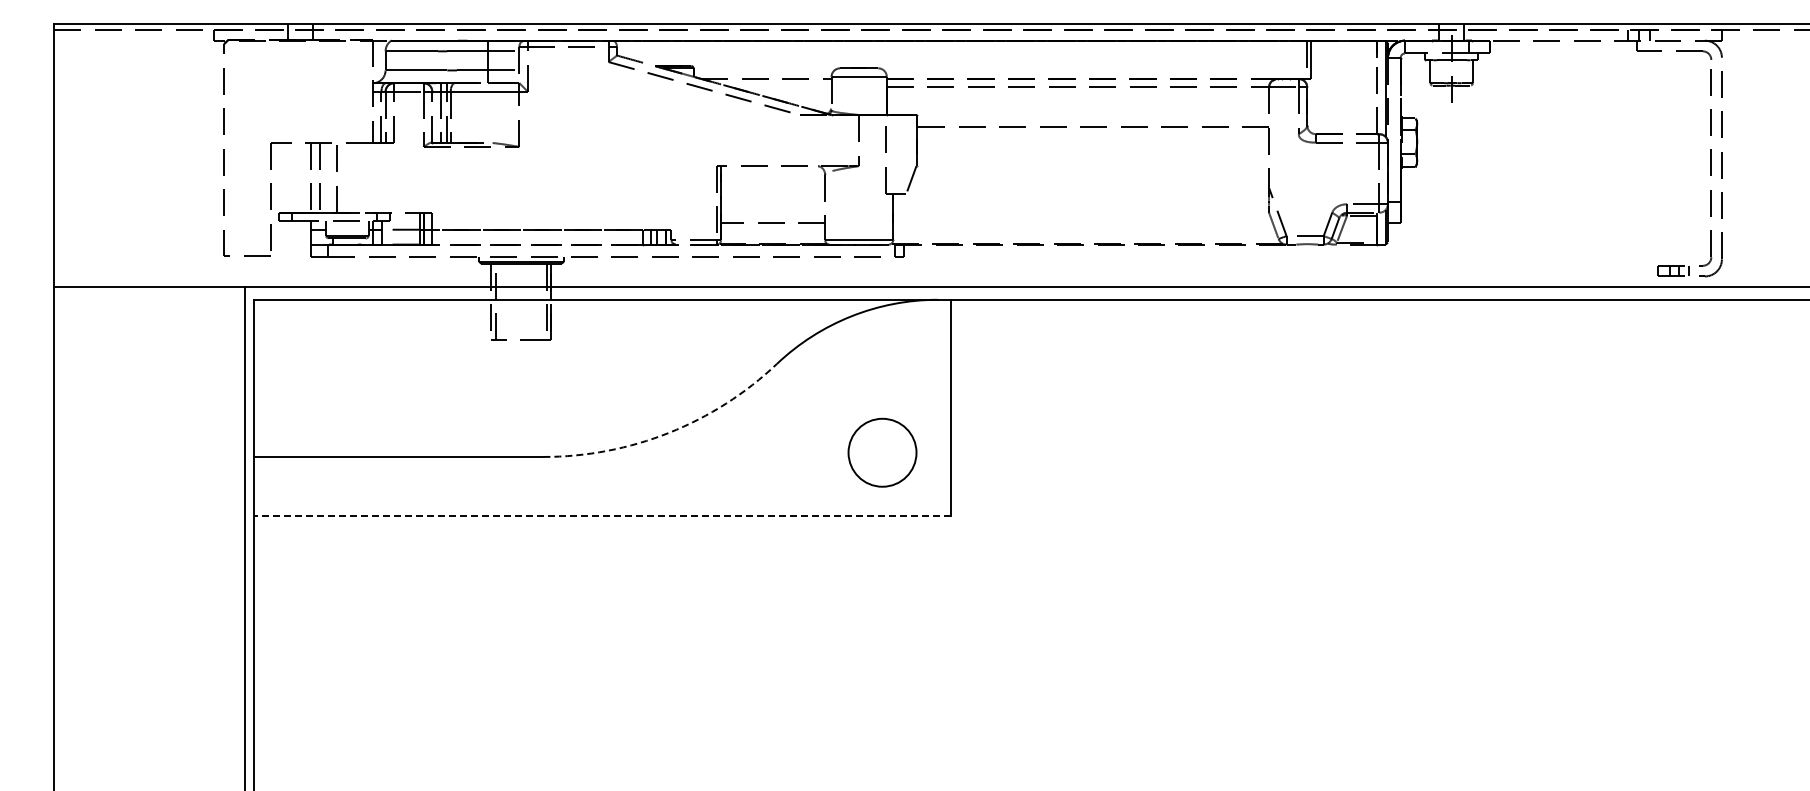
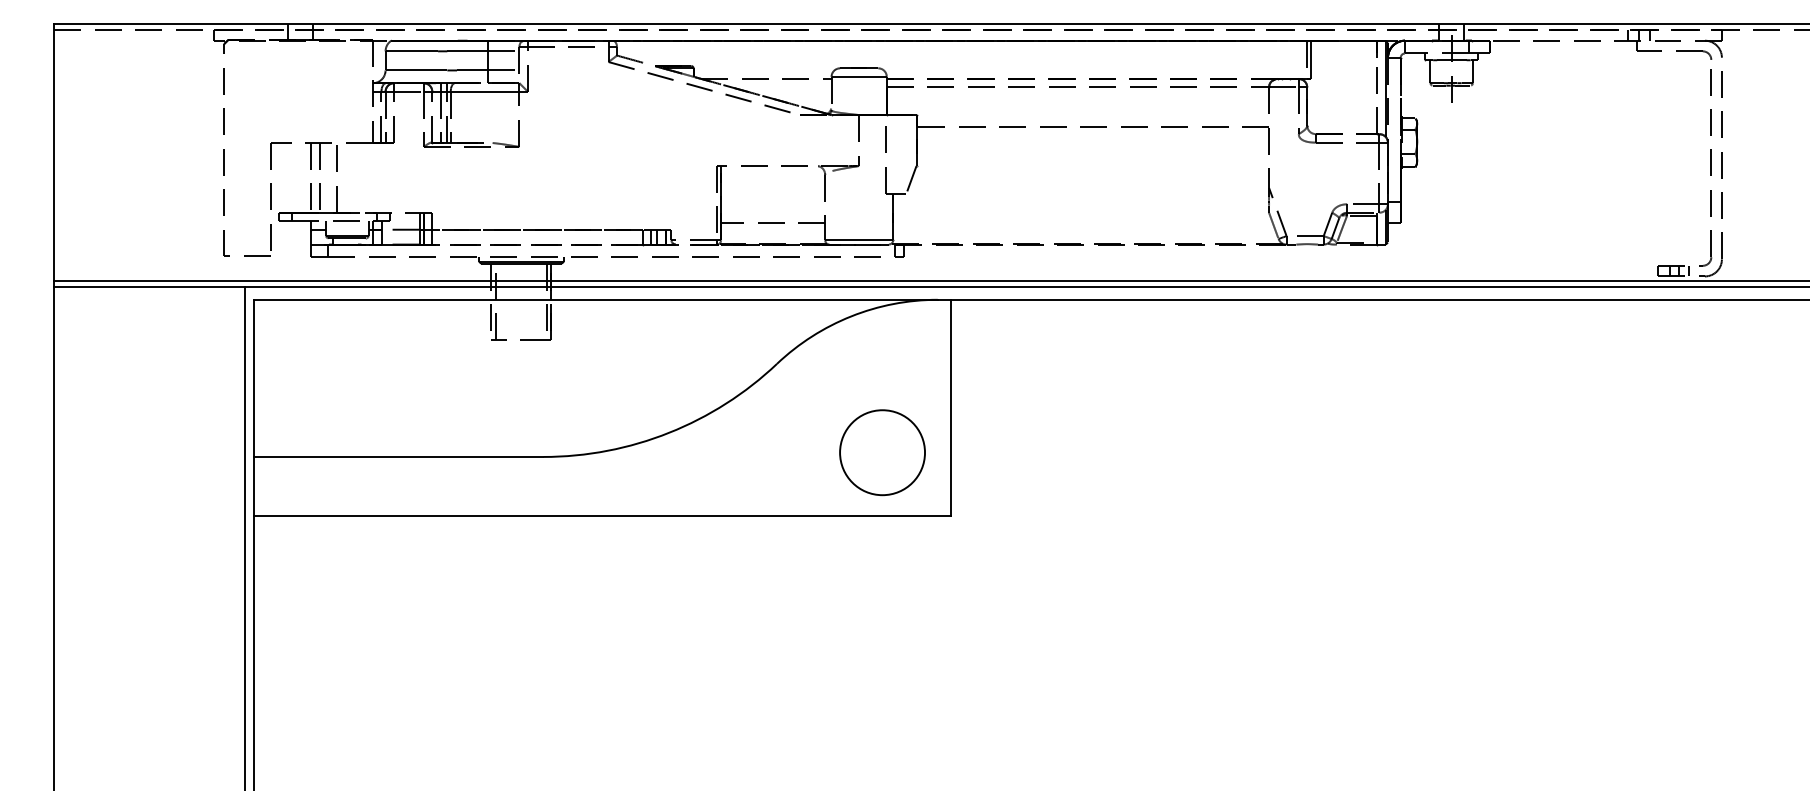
line: none -> present (930, 280)
arc: dashed -> solid (669, 432)
circle size: 71x71 px -> 87x88 px (882, 452)
line: dashed -> solid (601, 516)
